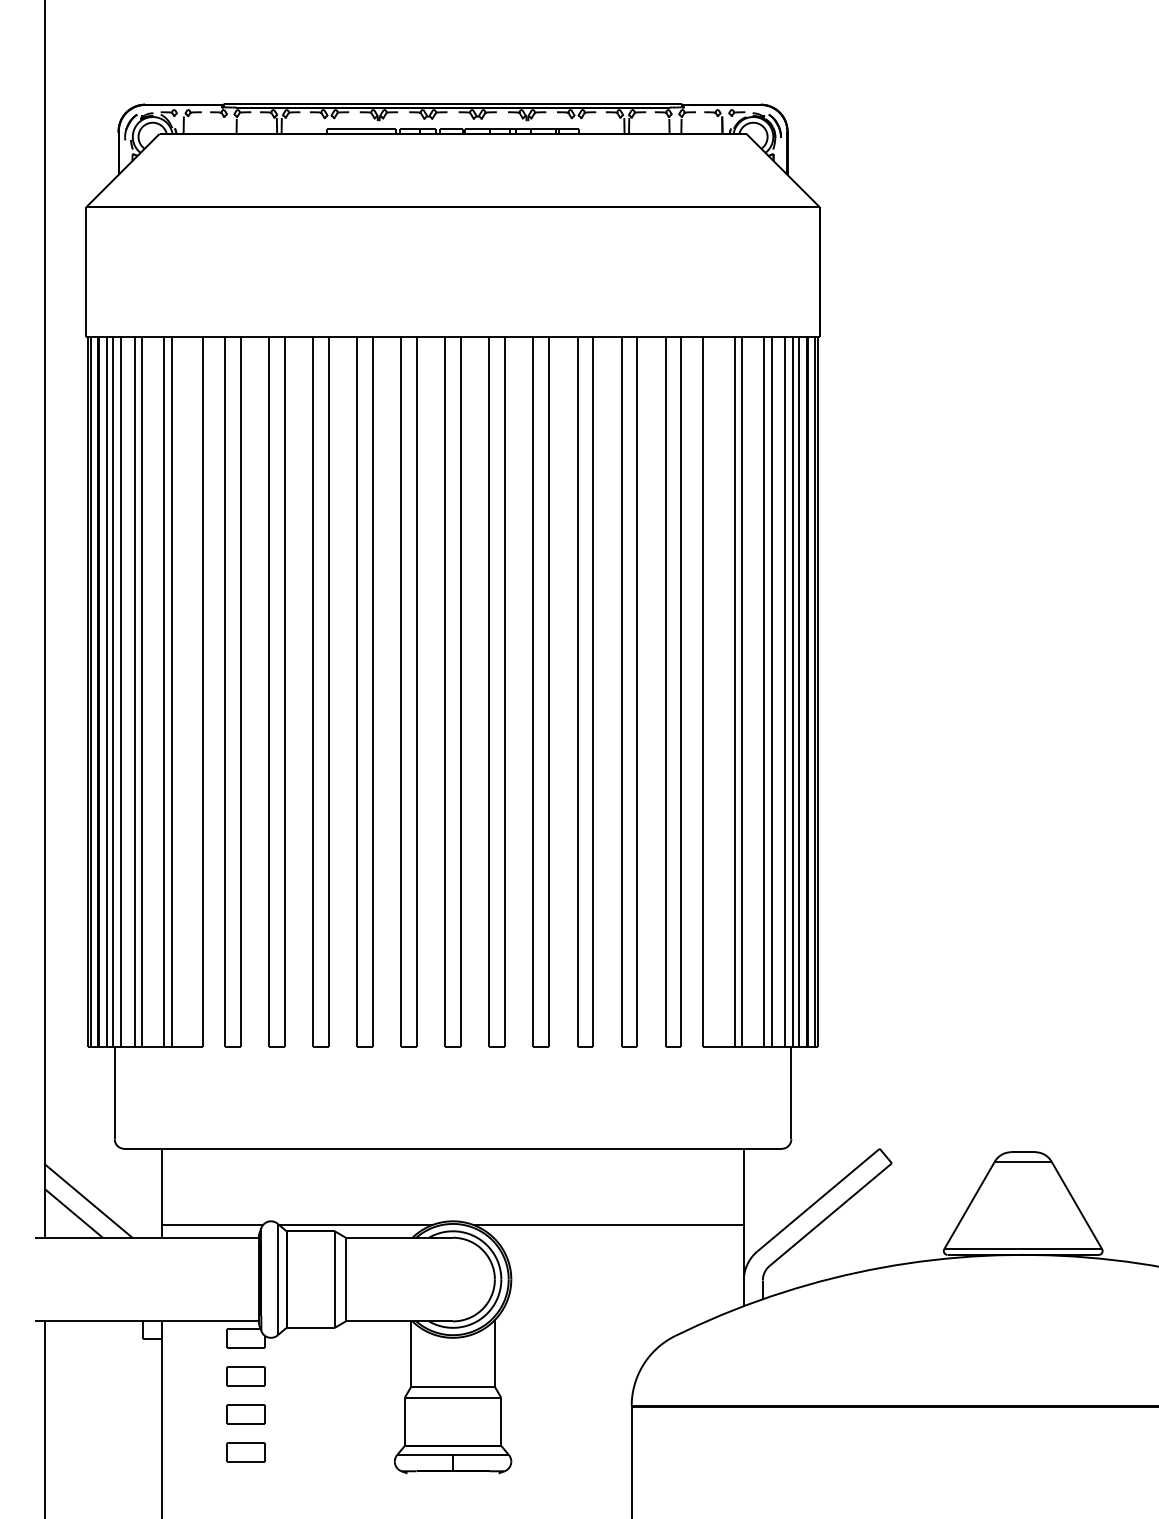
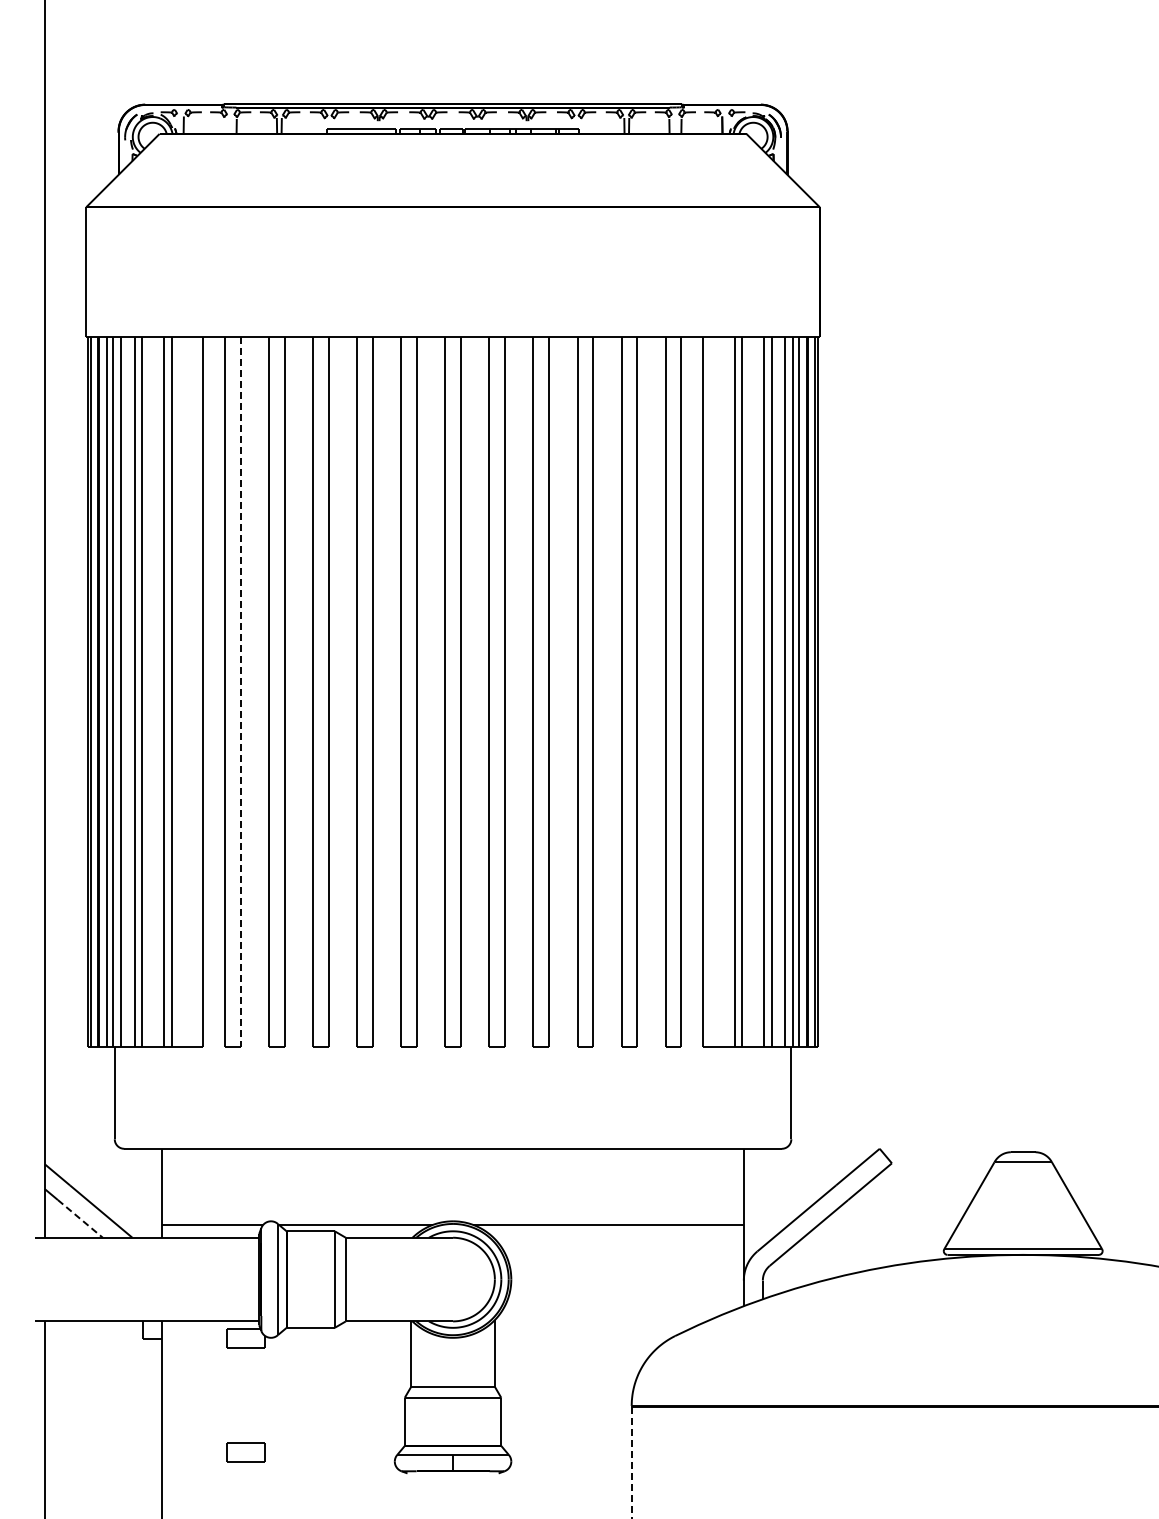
line: solid -> dashed (240, 692)
line: solid -> dashed (80, 1219)
part: present -> none (245, 1376)
part: present -> none (245, 1414)
line: solid -> dashed (631, 1462)
